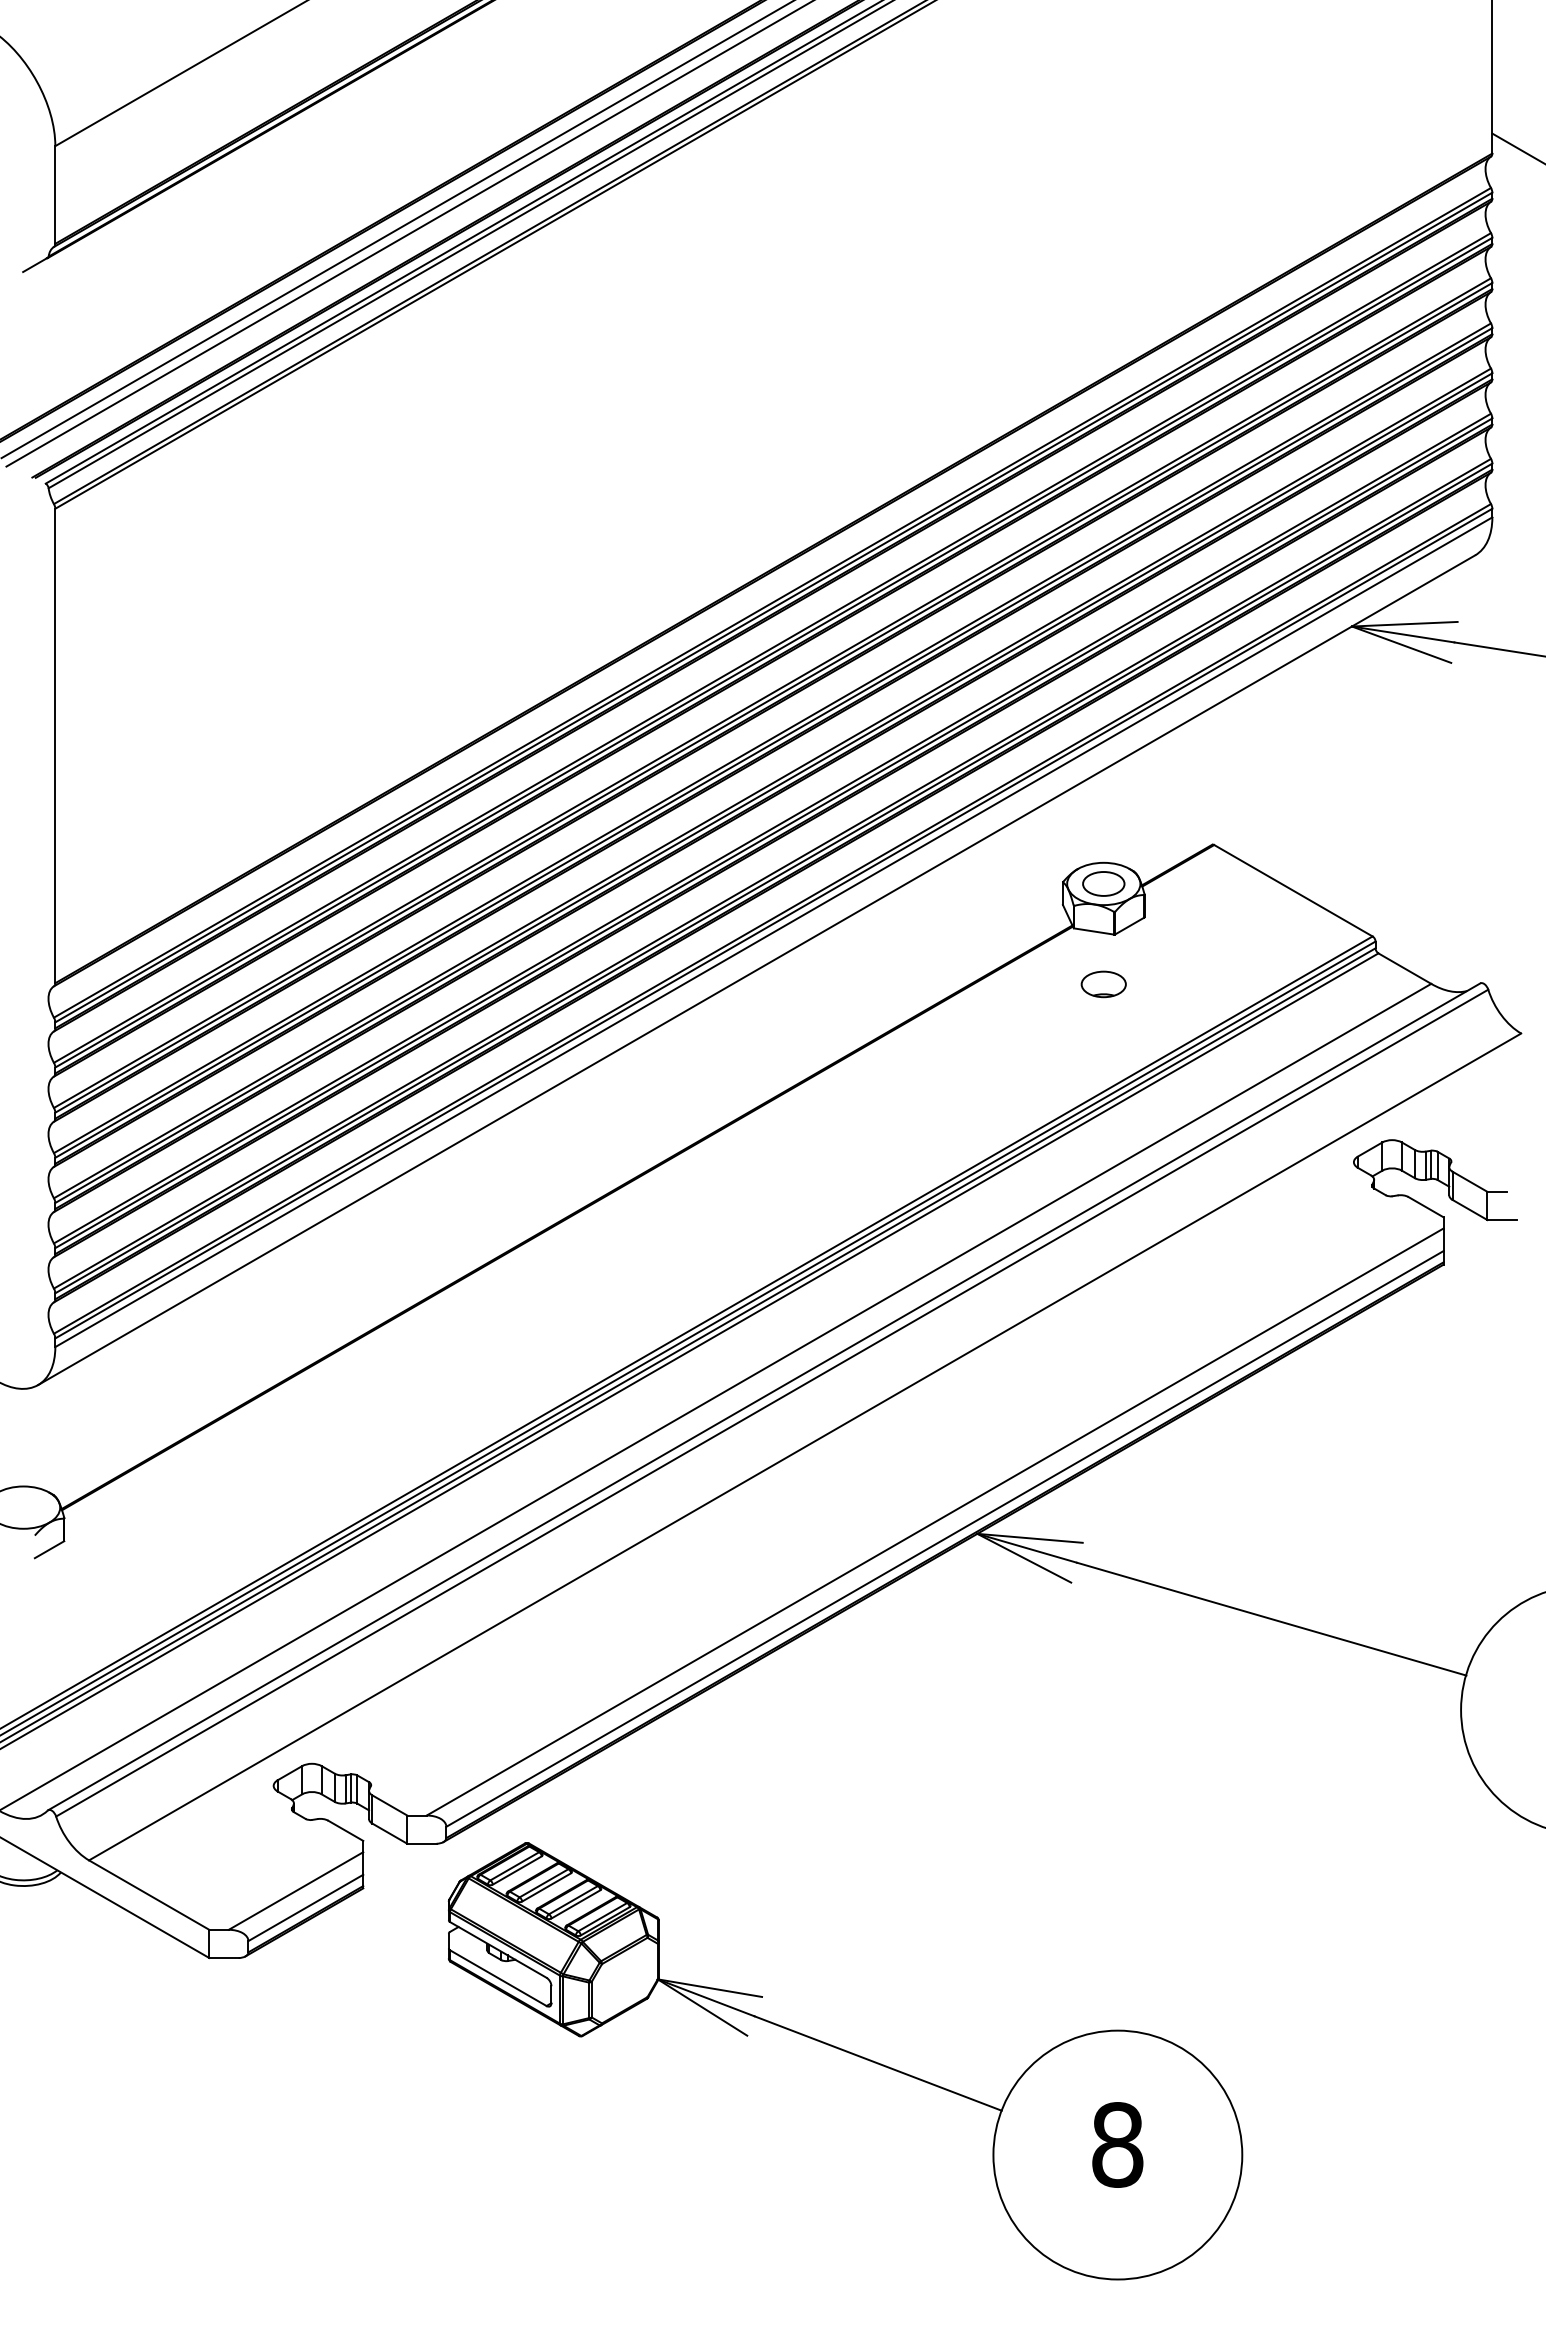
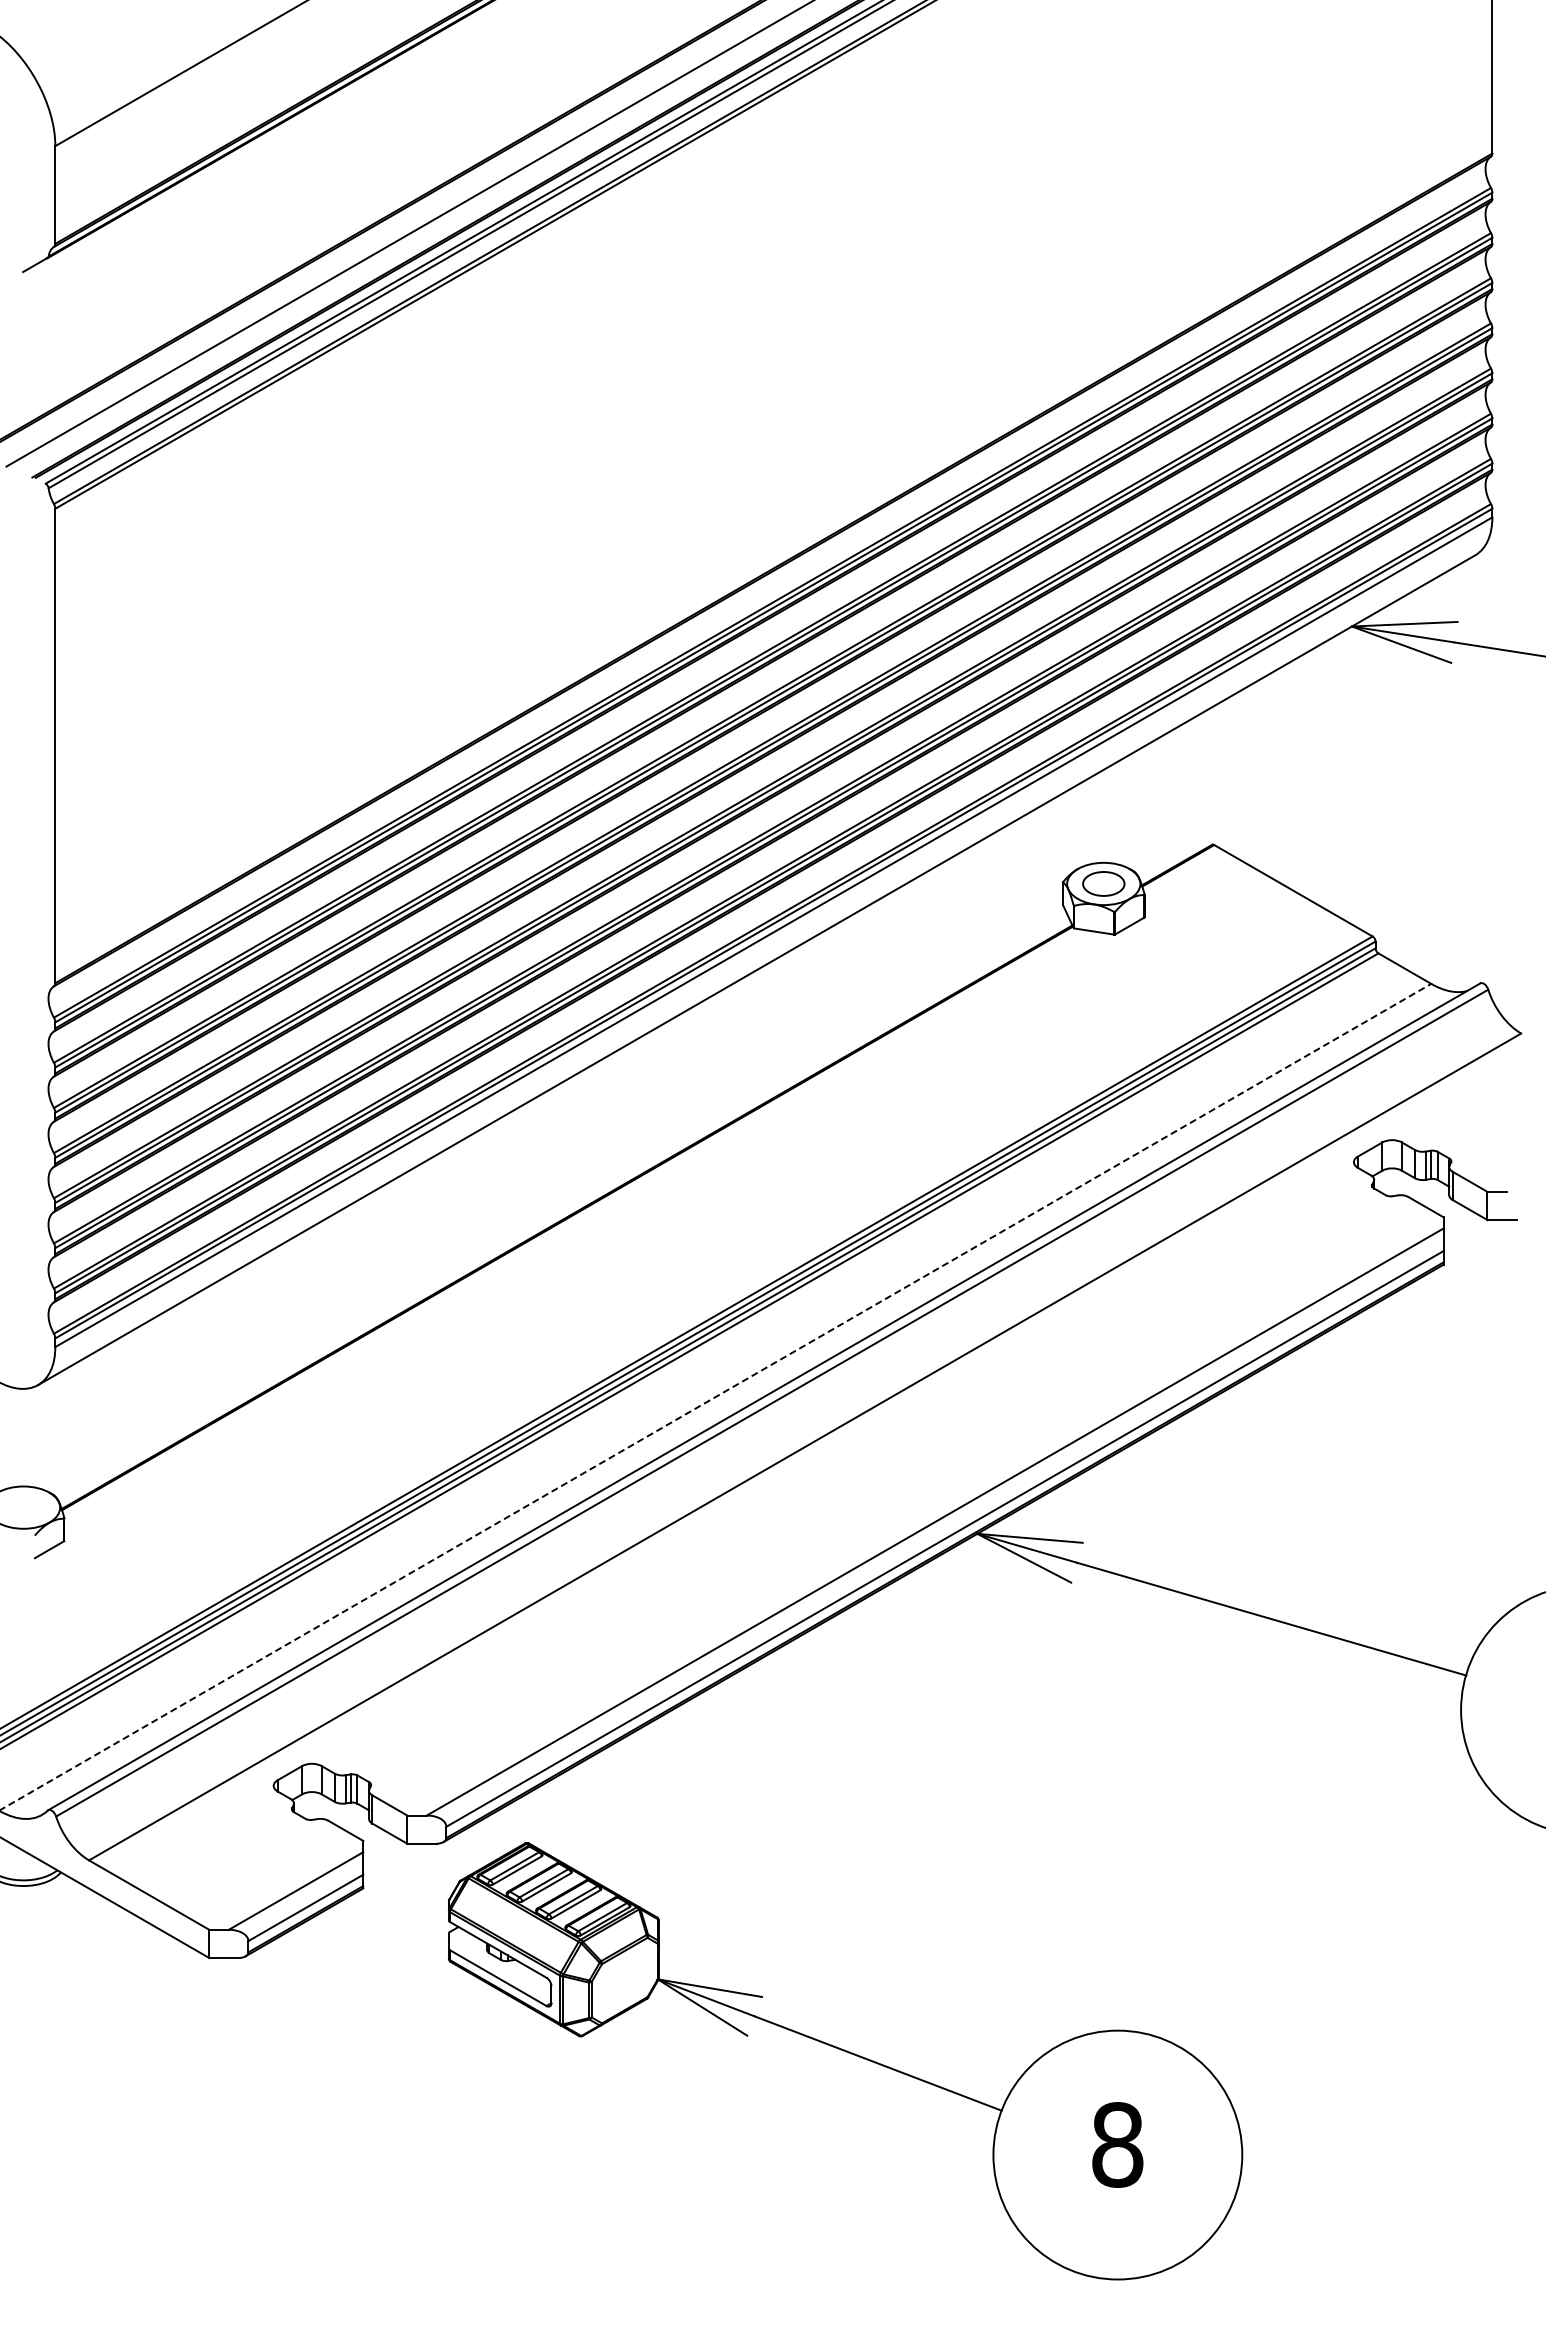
line: present -> none (1517, 147)
line: present -> none (396, 229)
part: present -> none (1103, 984)
line: solid -> dashed (716, 1396)
